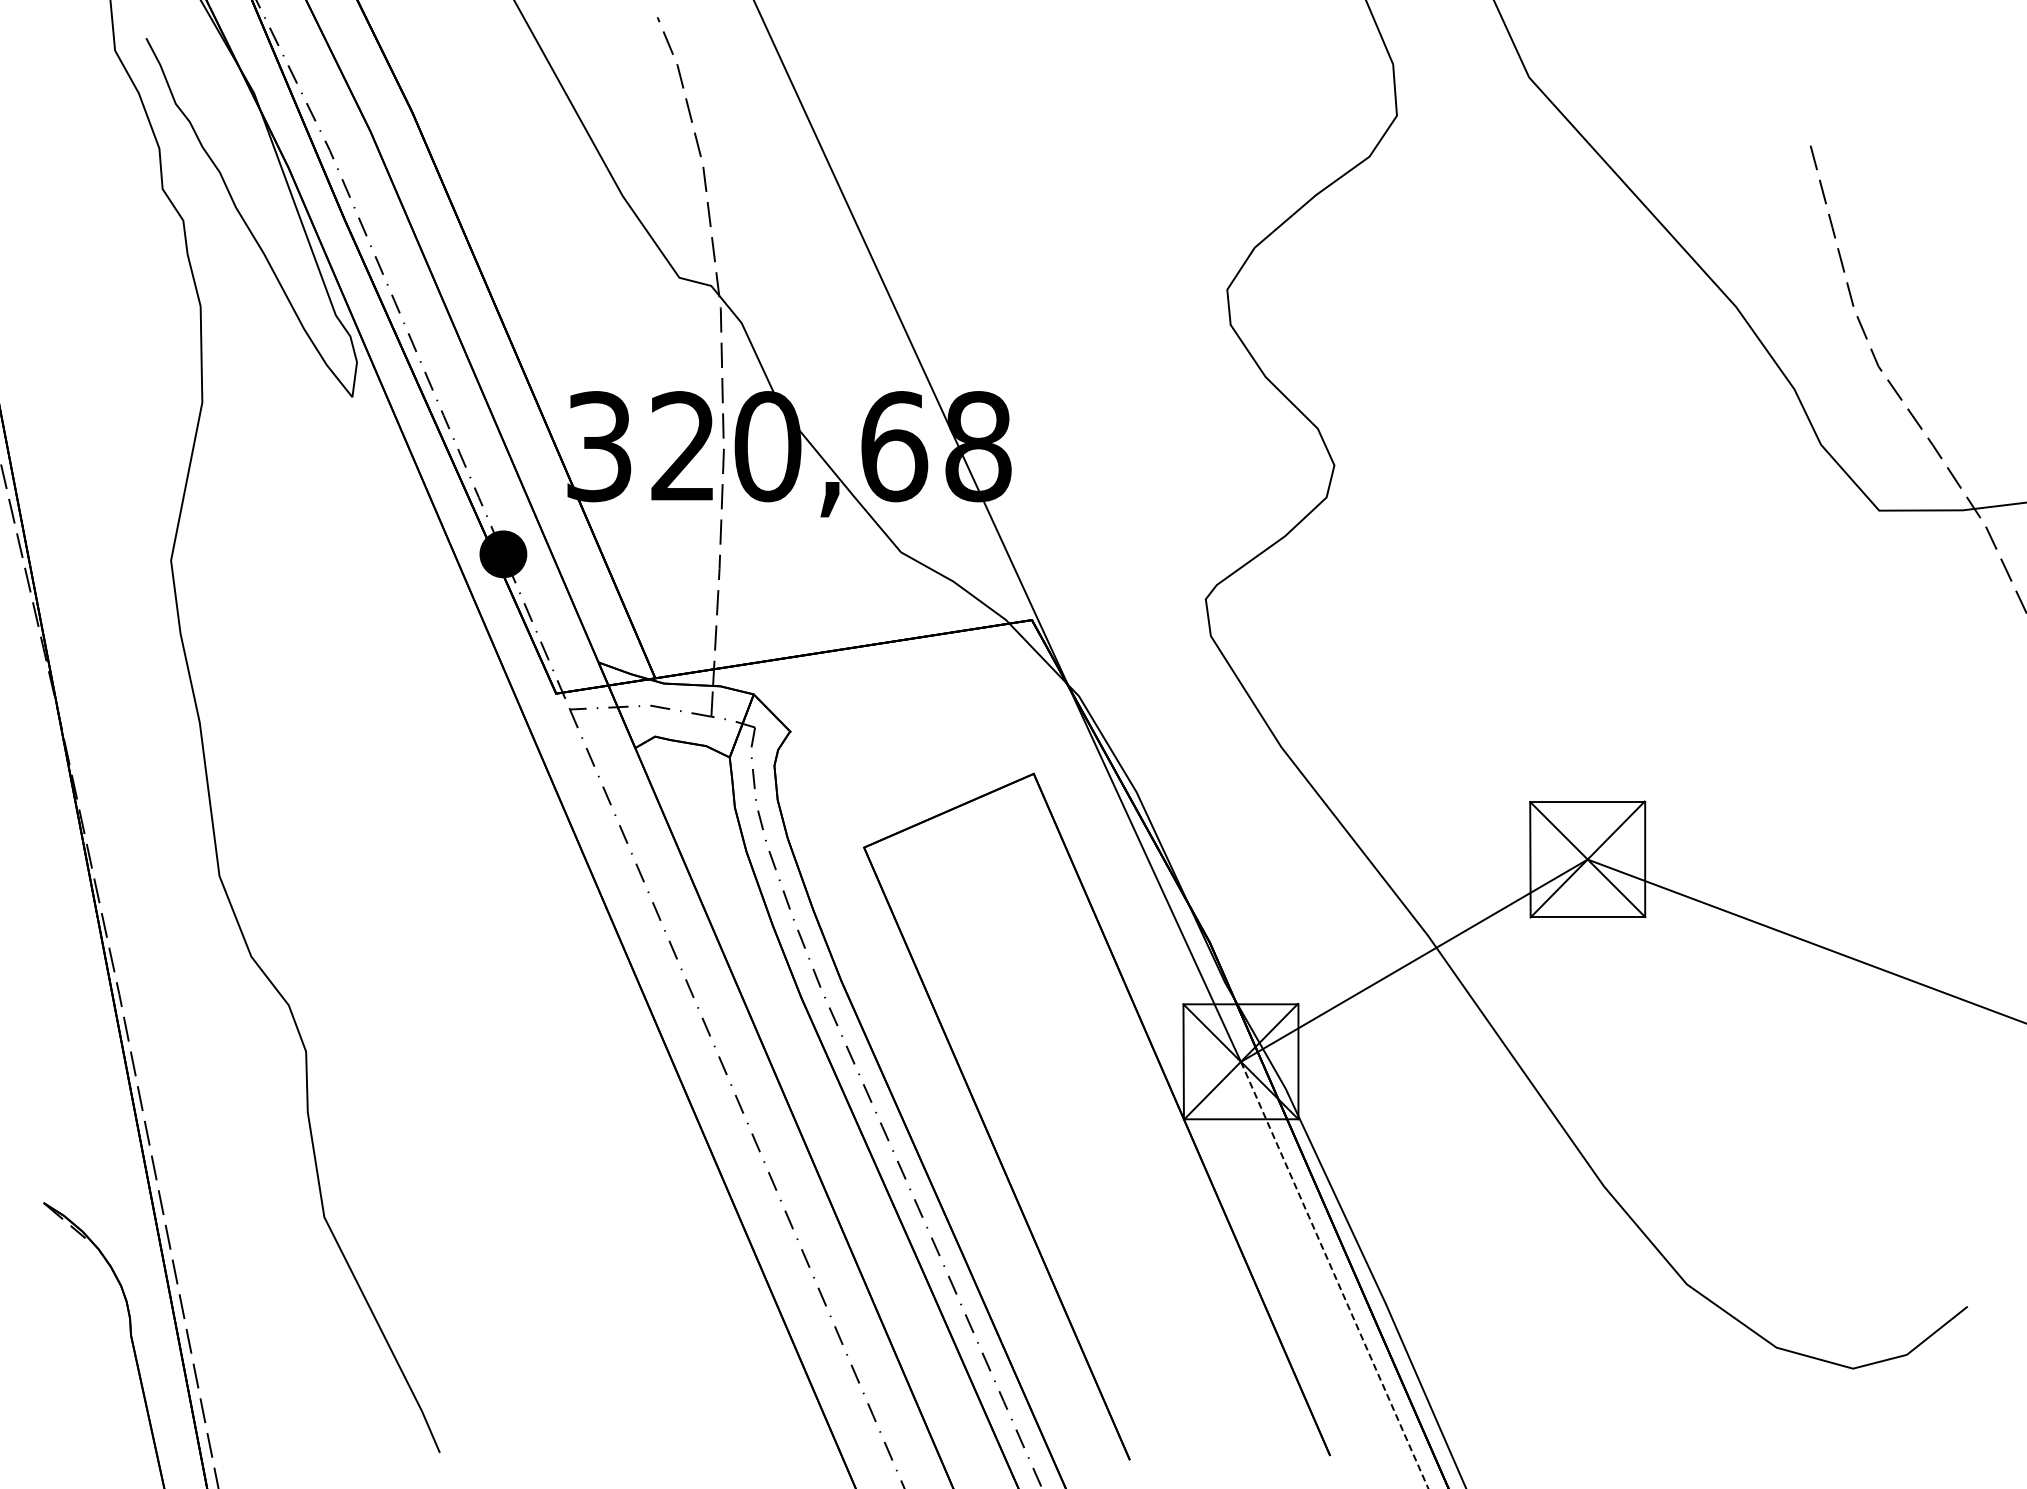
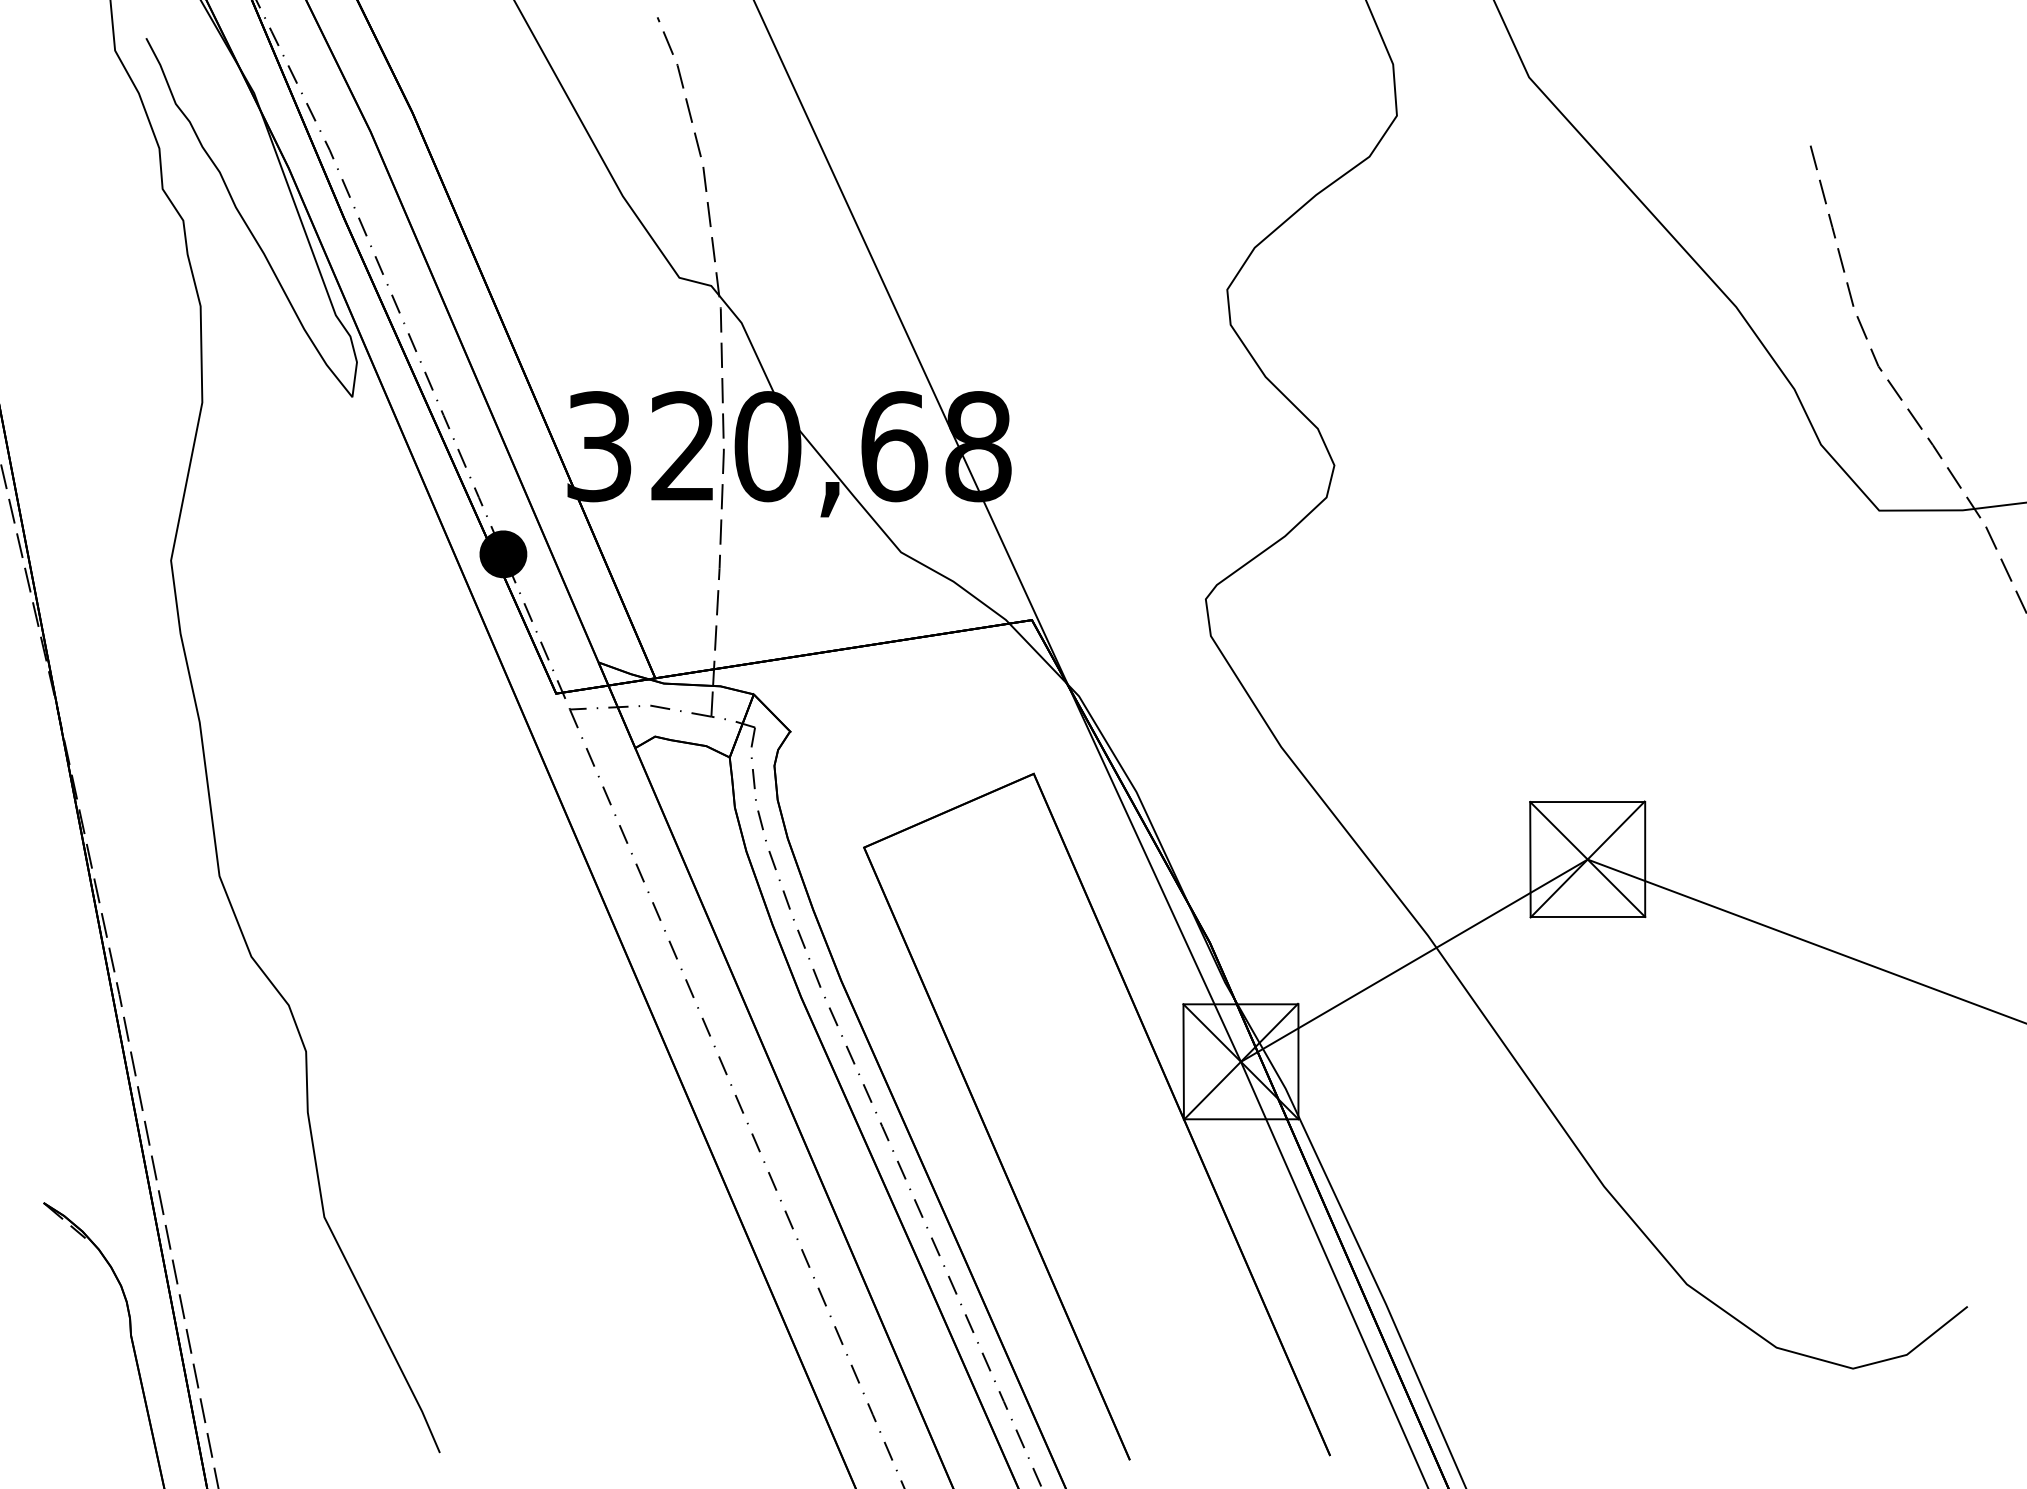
line: dashed -> solid (1334, 1275)
